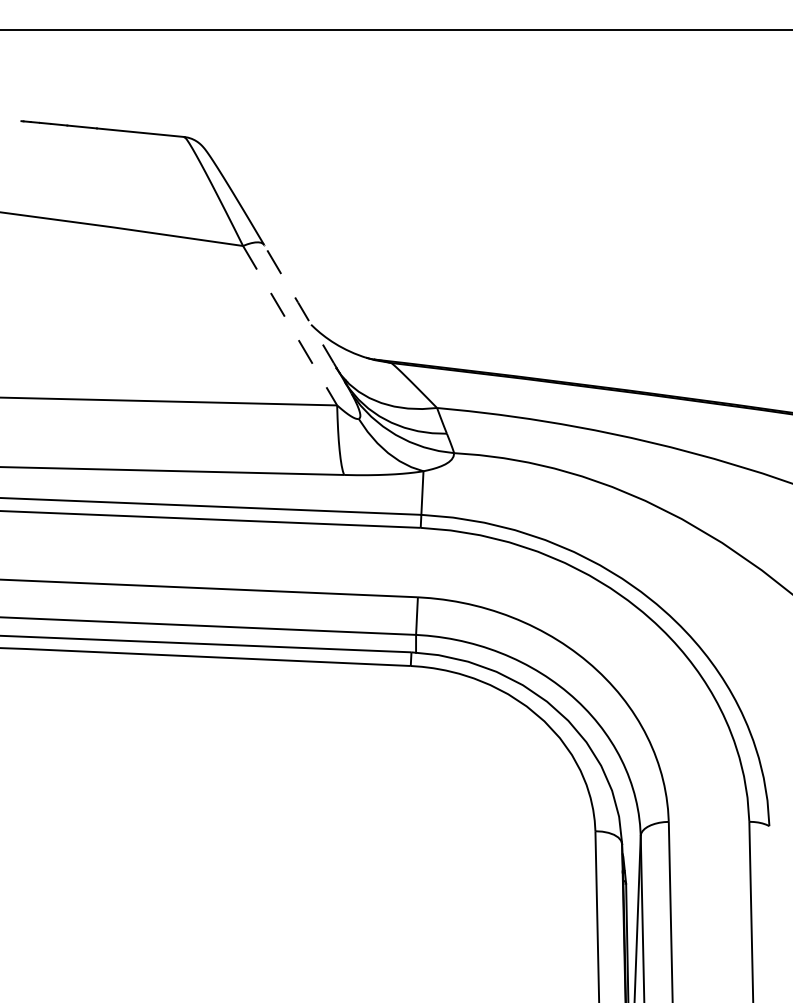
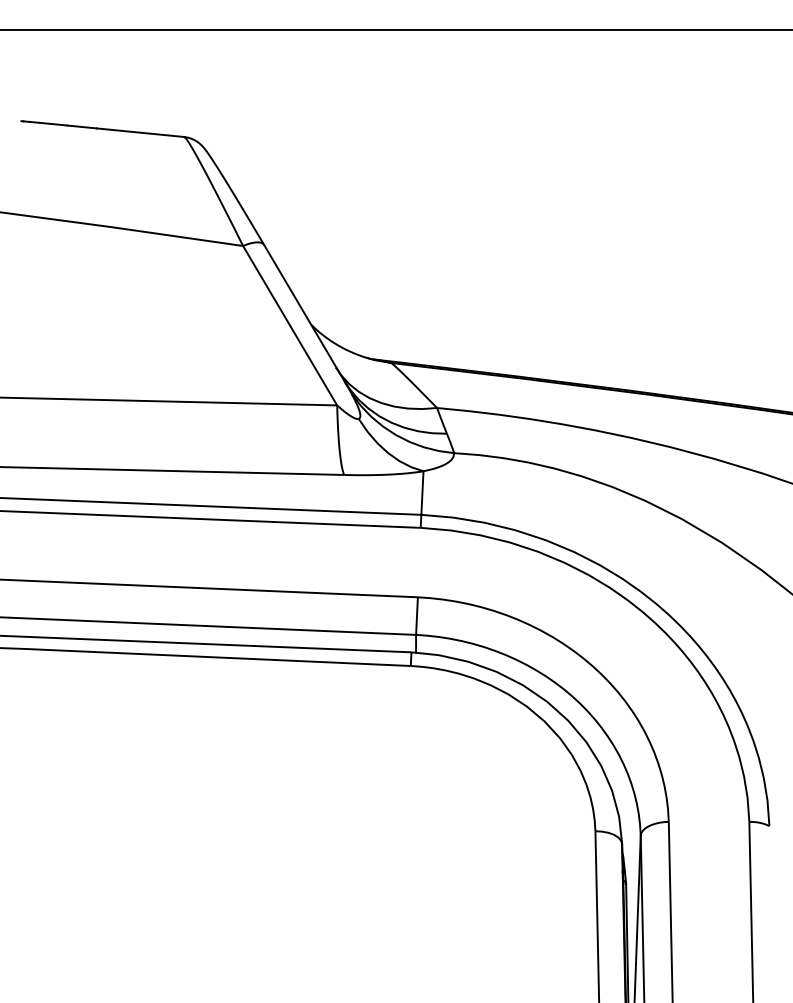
line: dashed -> solid (300, 306)
line: dashed -> solid (289, 325)
